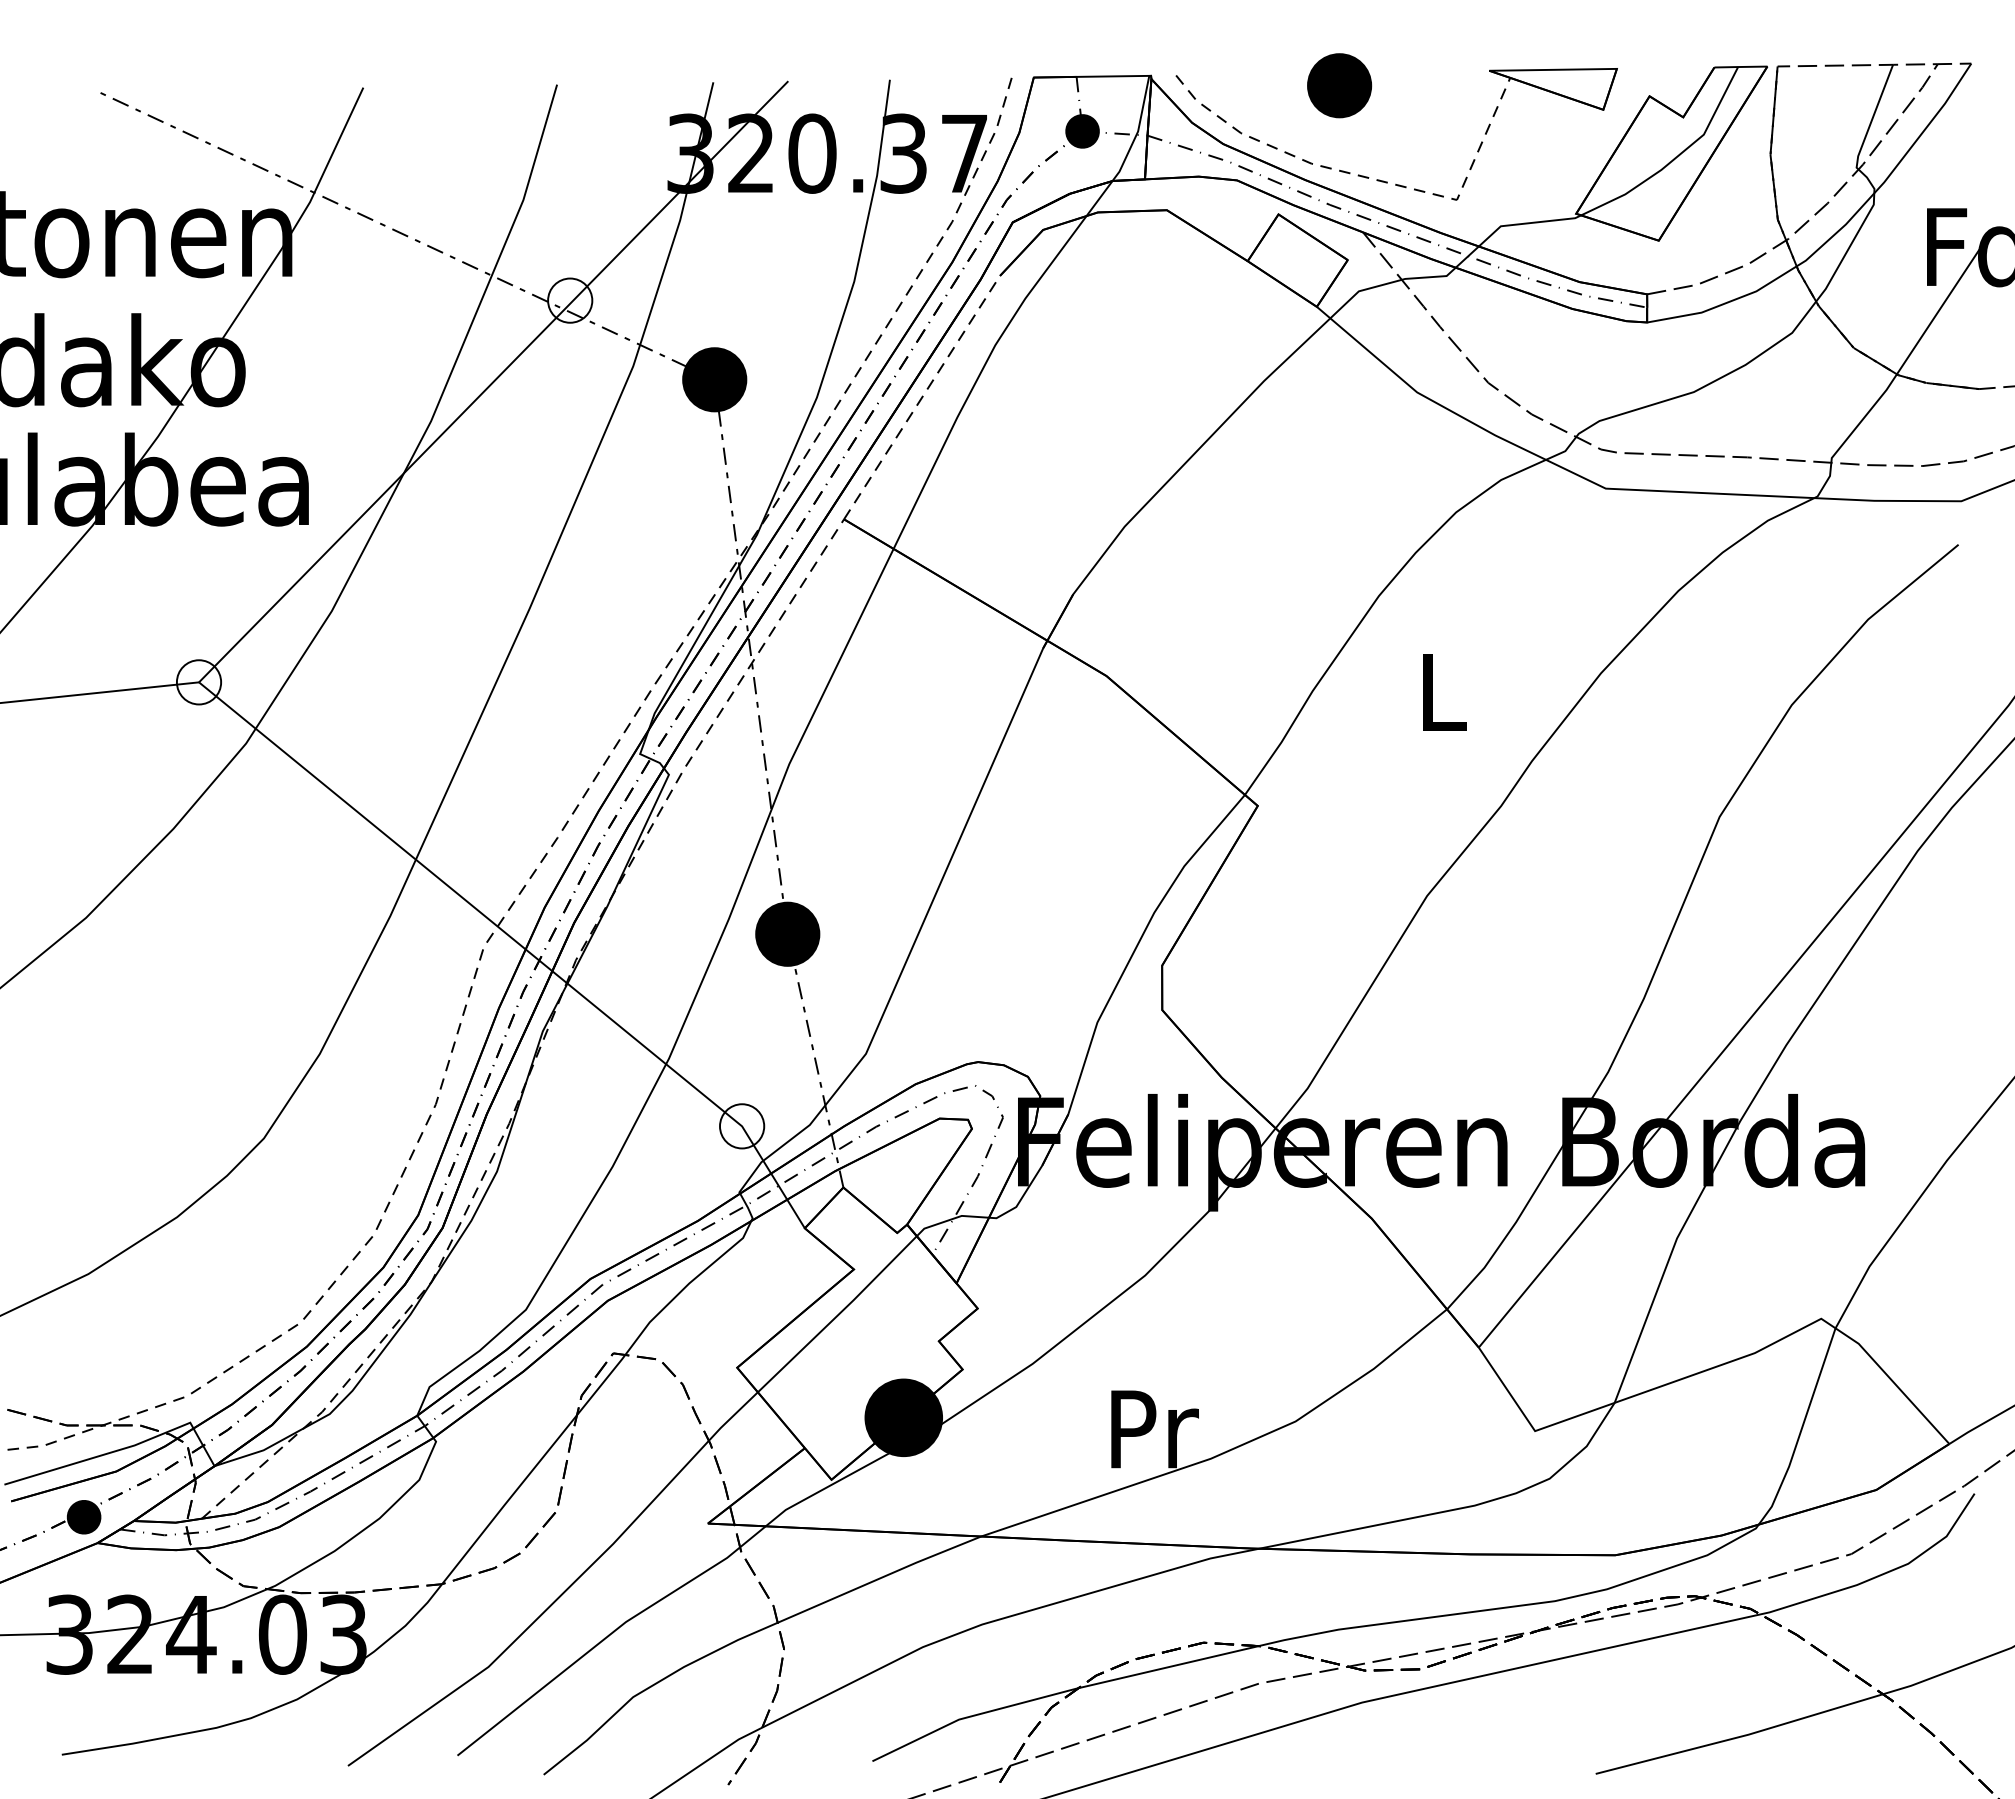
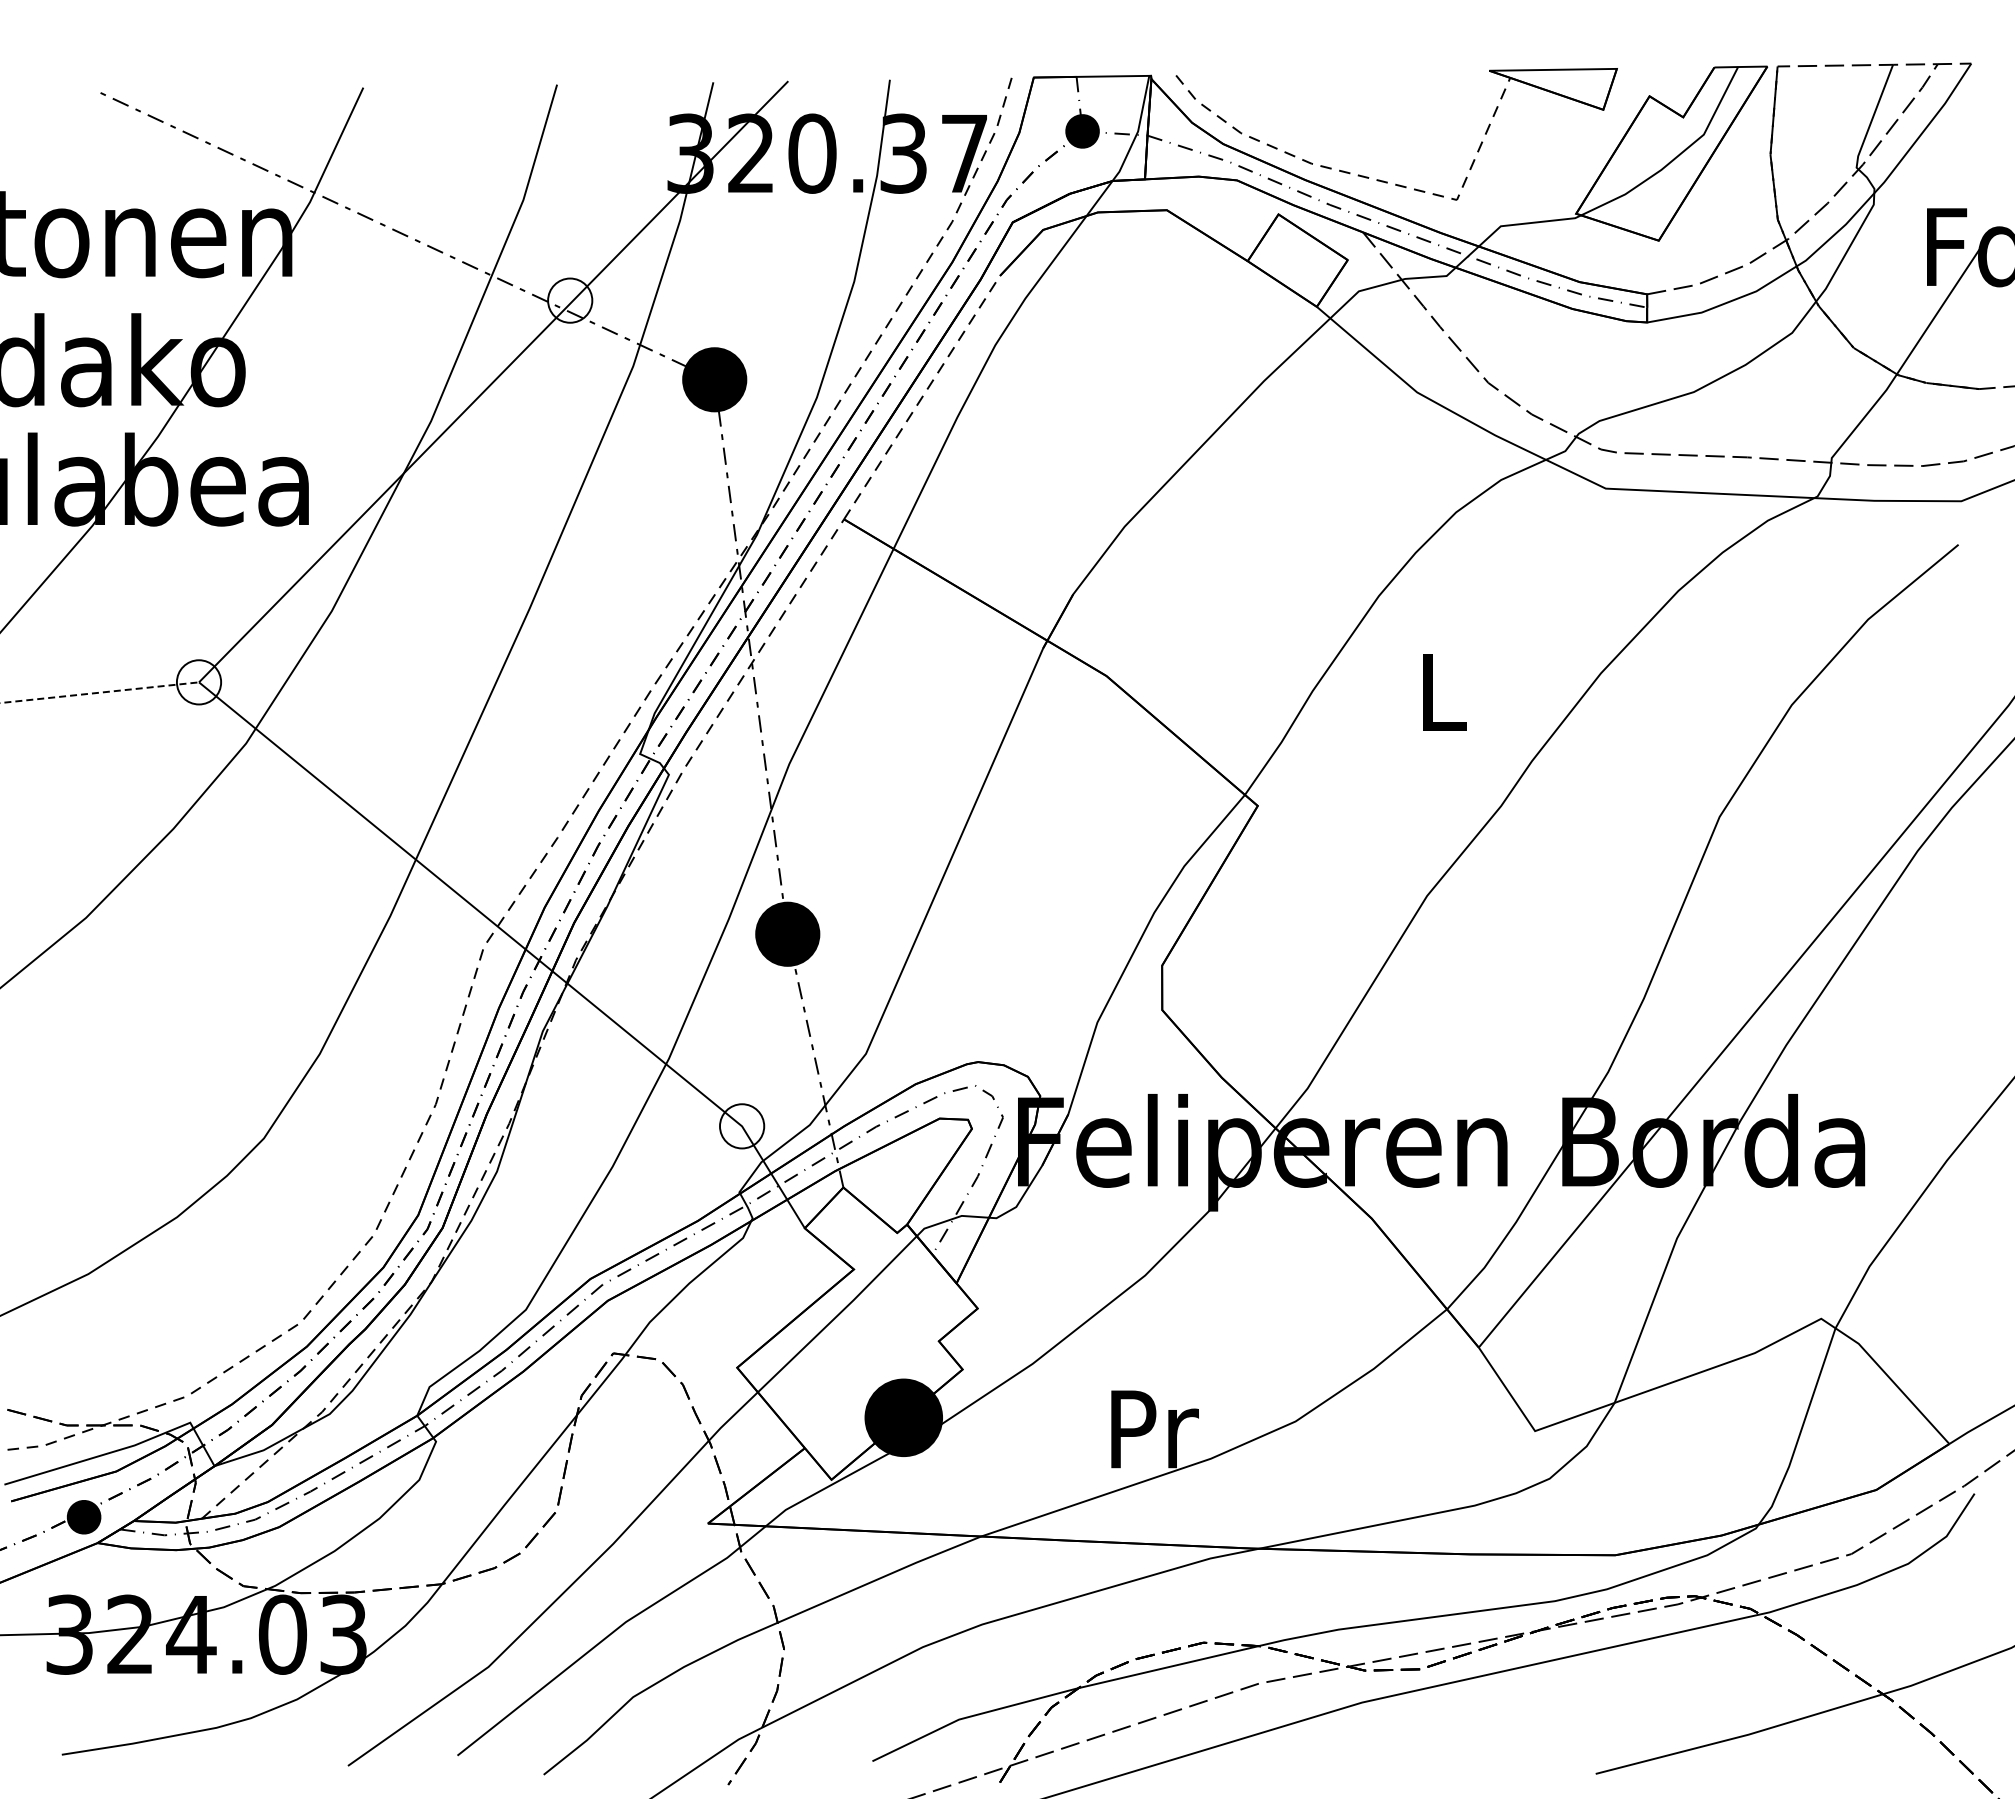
part: present -> none (1339, 85)
line: solid -> dashed (99, 692)
